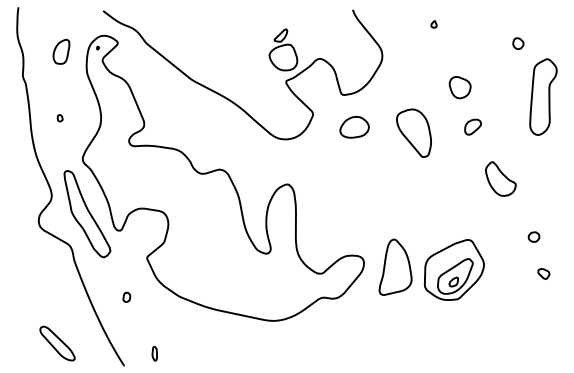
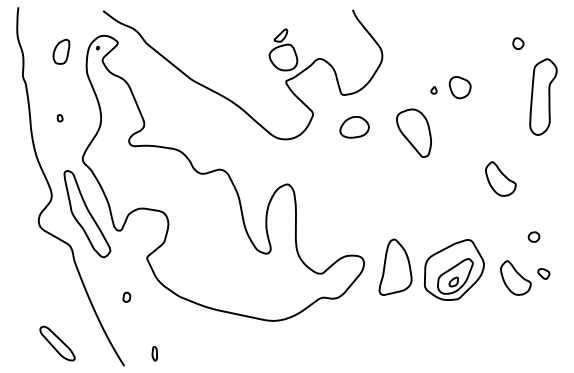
part position: (433, 24) -> (433, 90) (433, 90)
part: present -> none (472, 126)
part: none -> present (515, 277)
